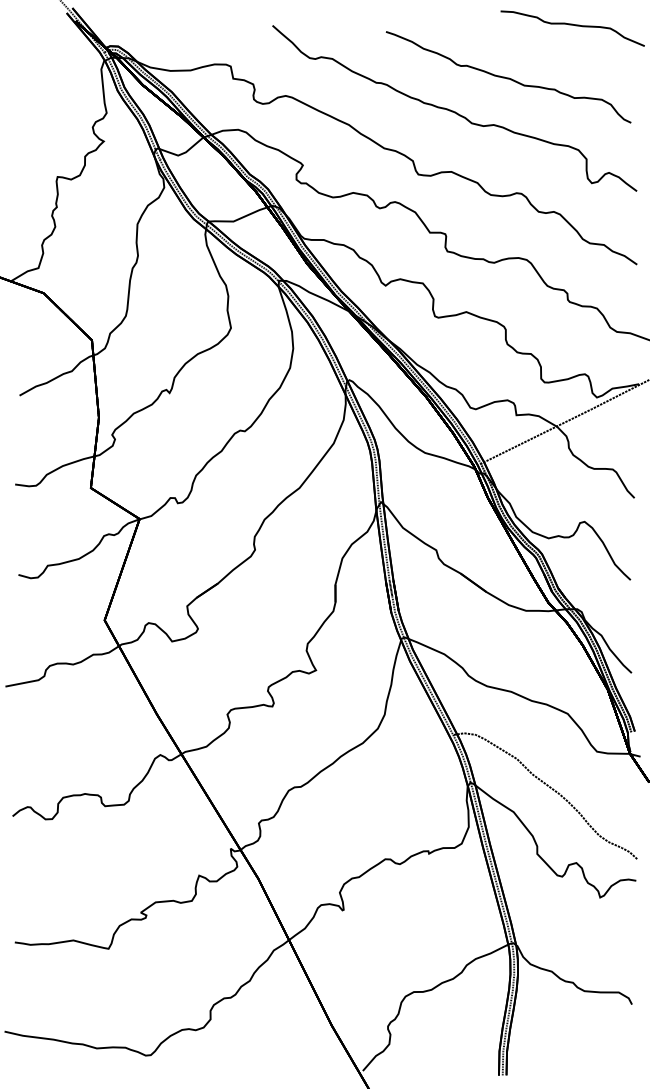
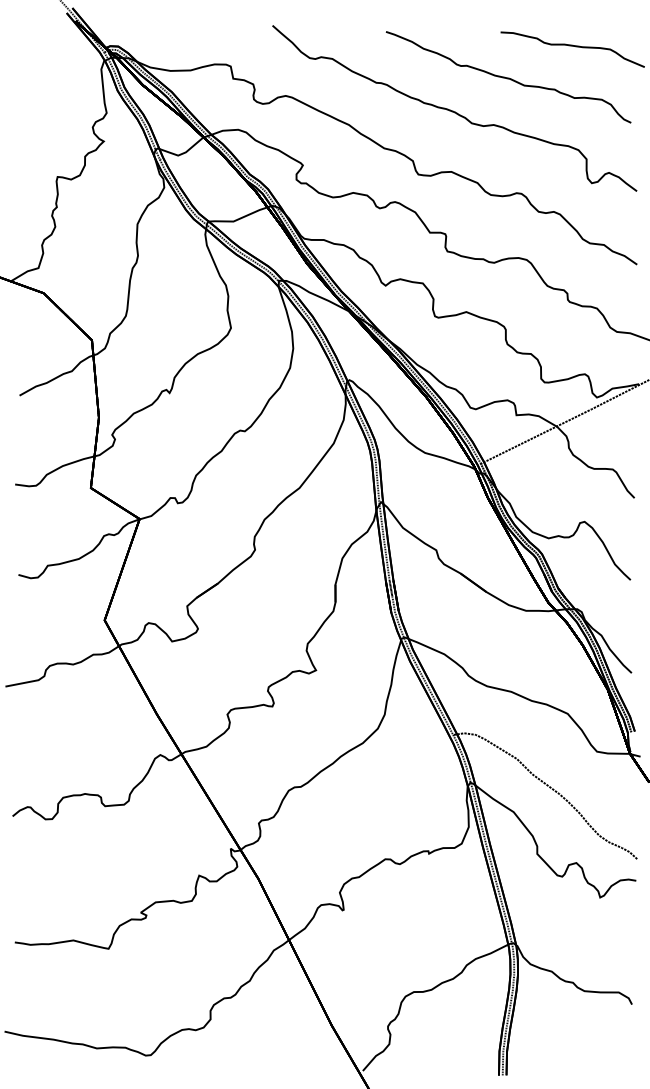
curve position: (572, 25) -> (572, 46) (572, 46)
